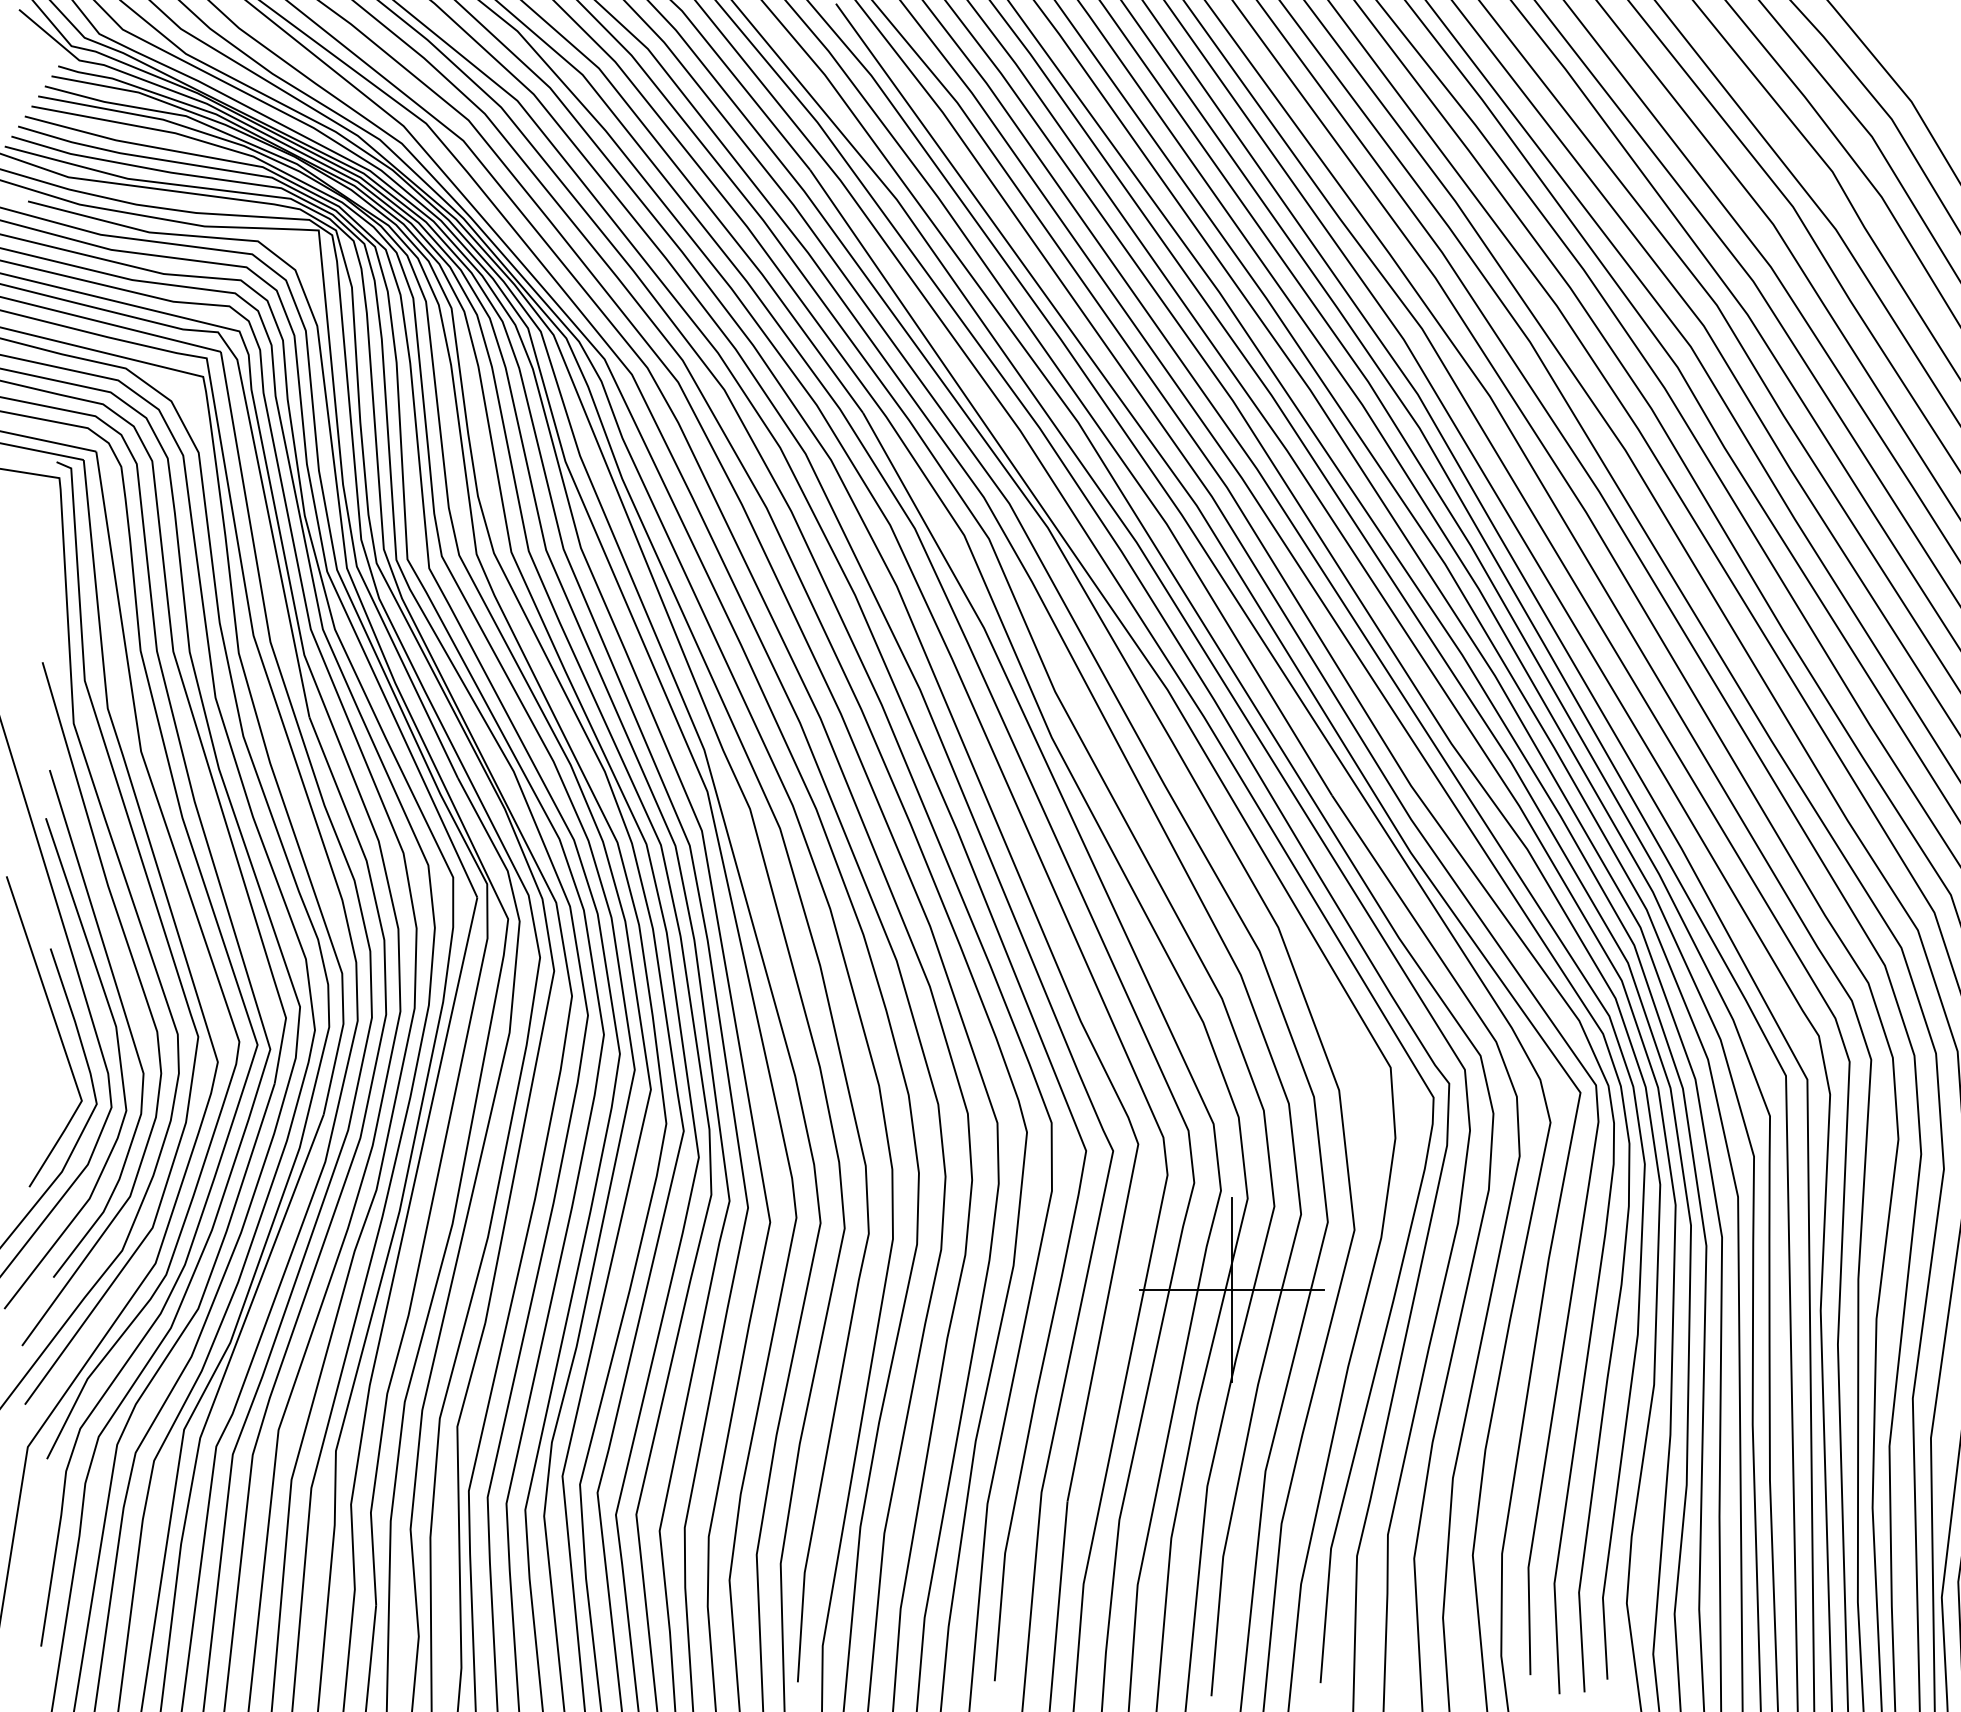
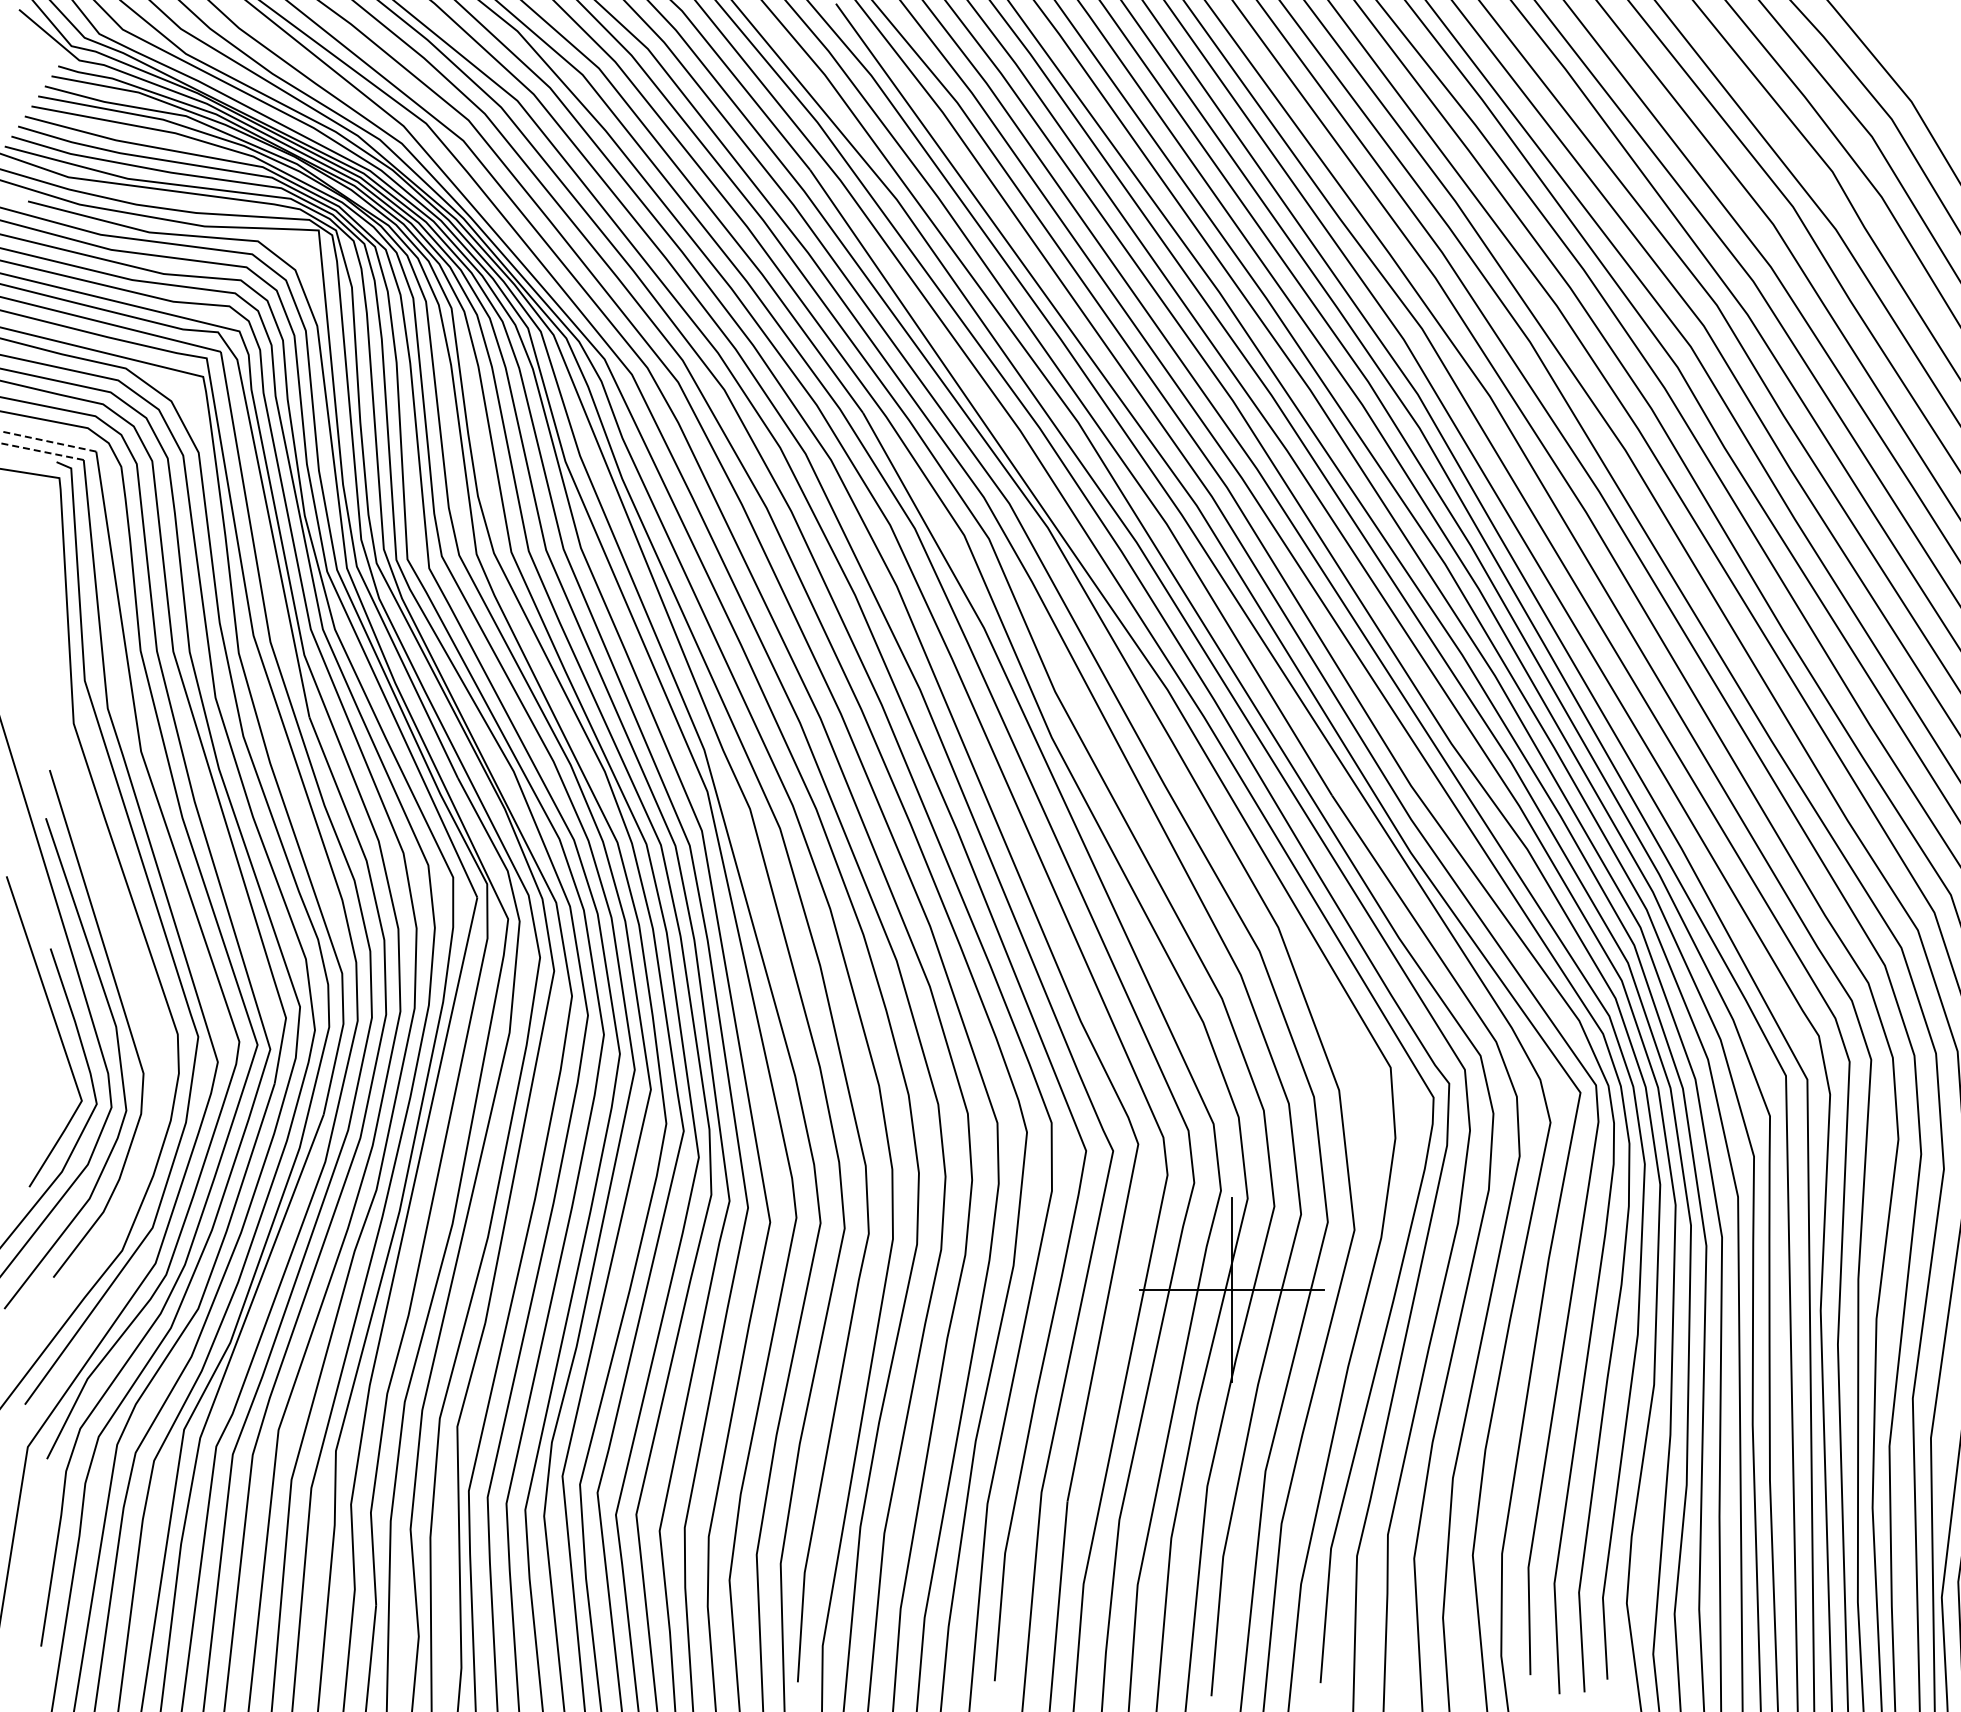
line: solid -> dashed (48, 441)
line: solid -> dashed (41, 451)
curve: present -> none (141, 988)
